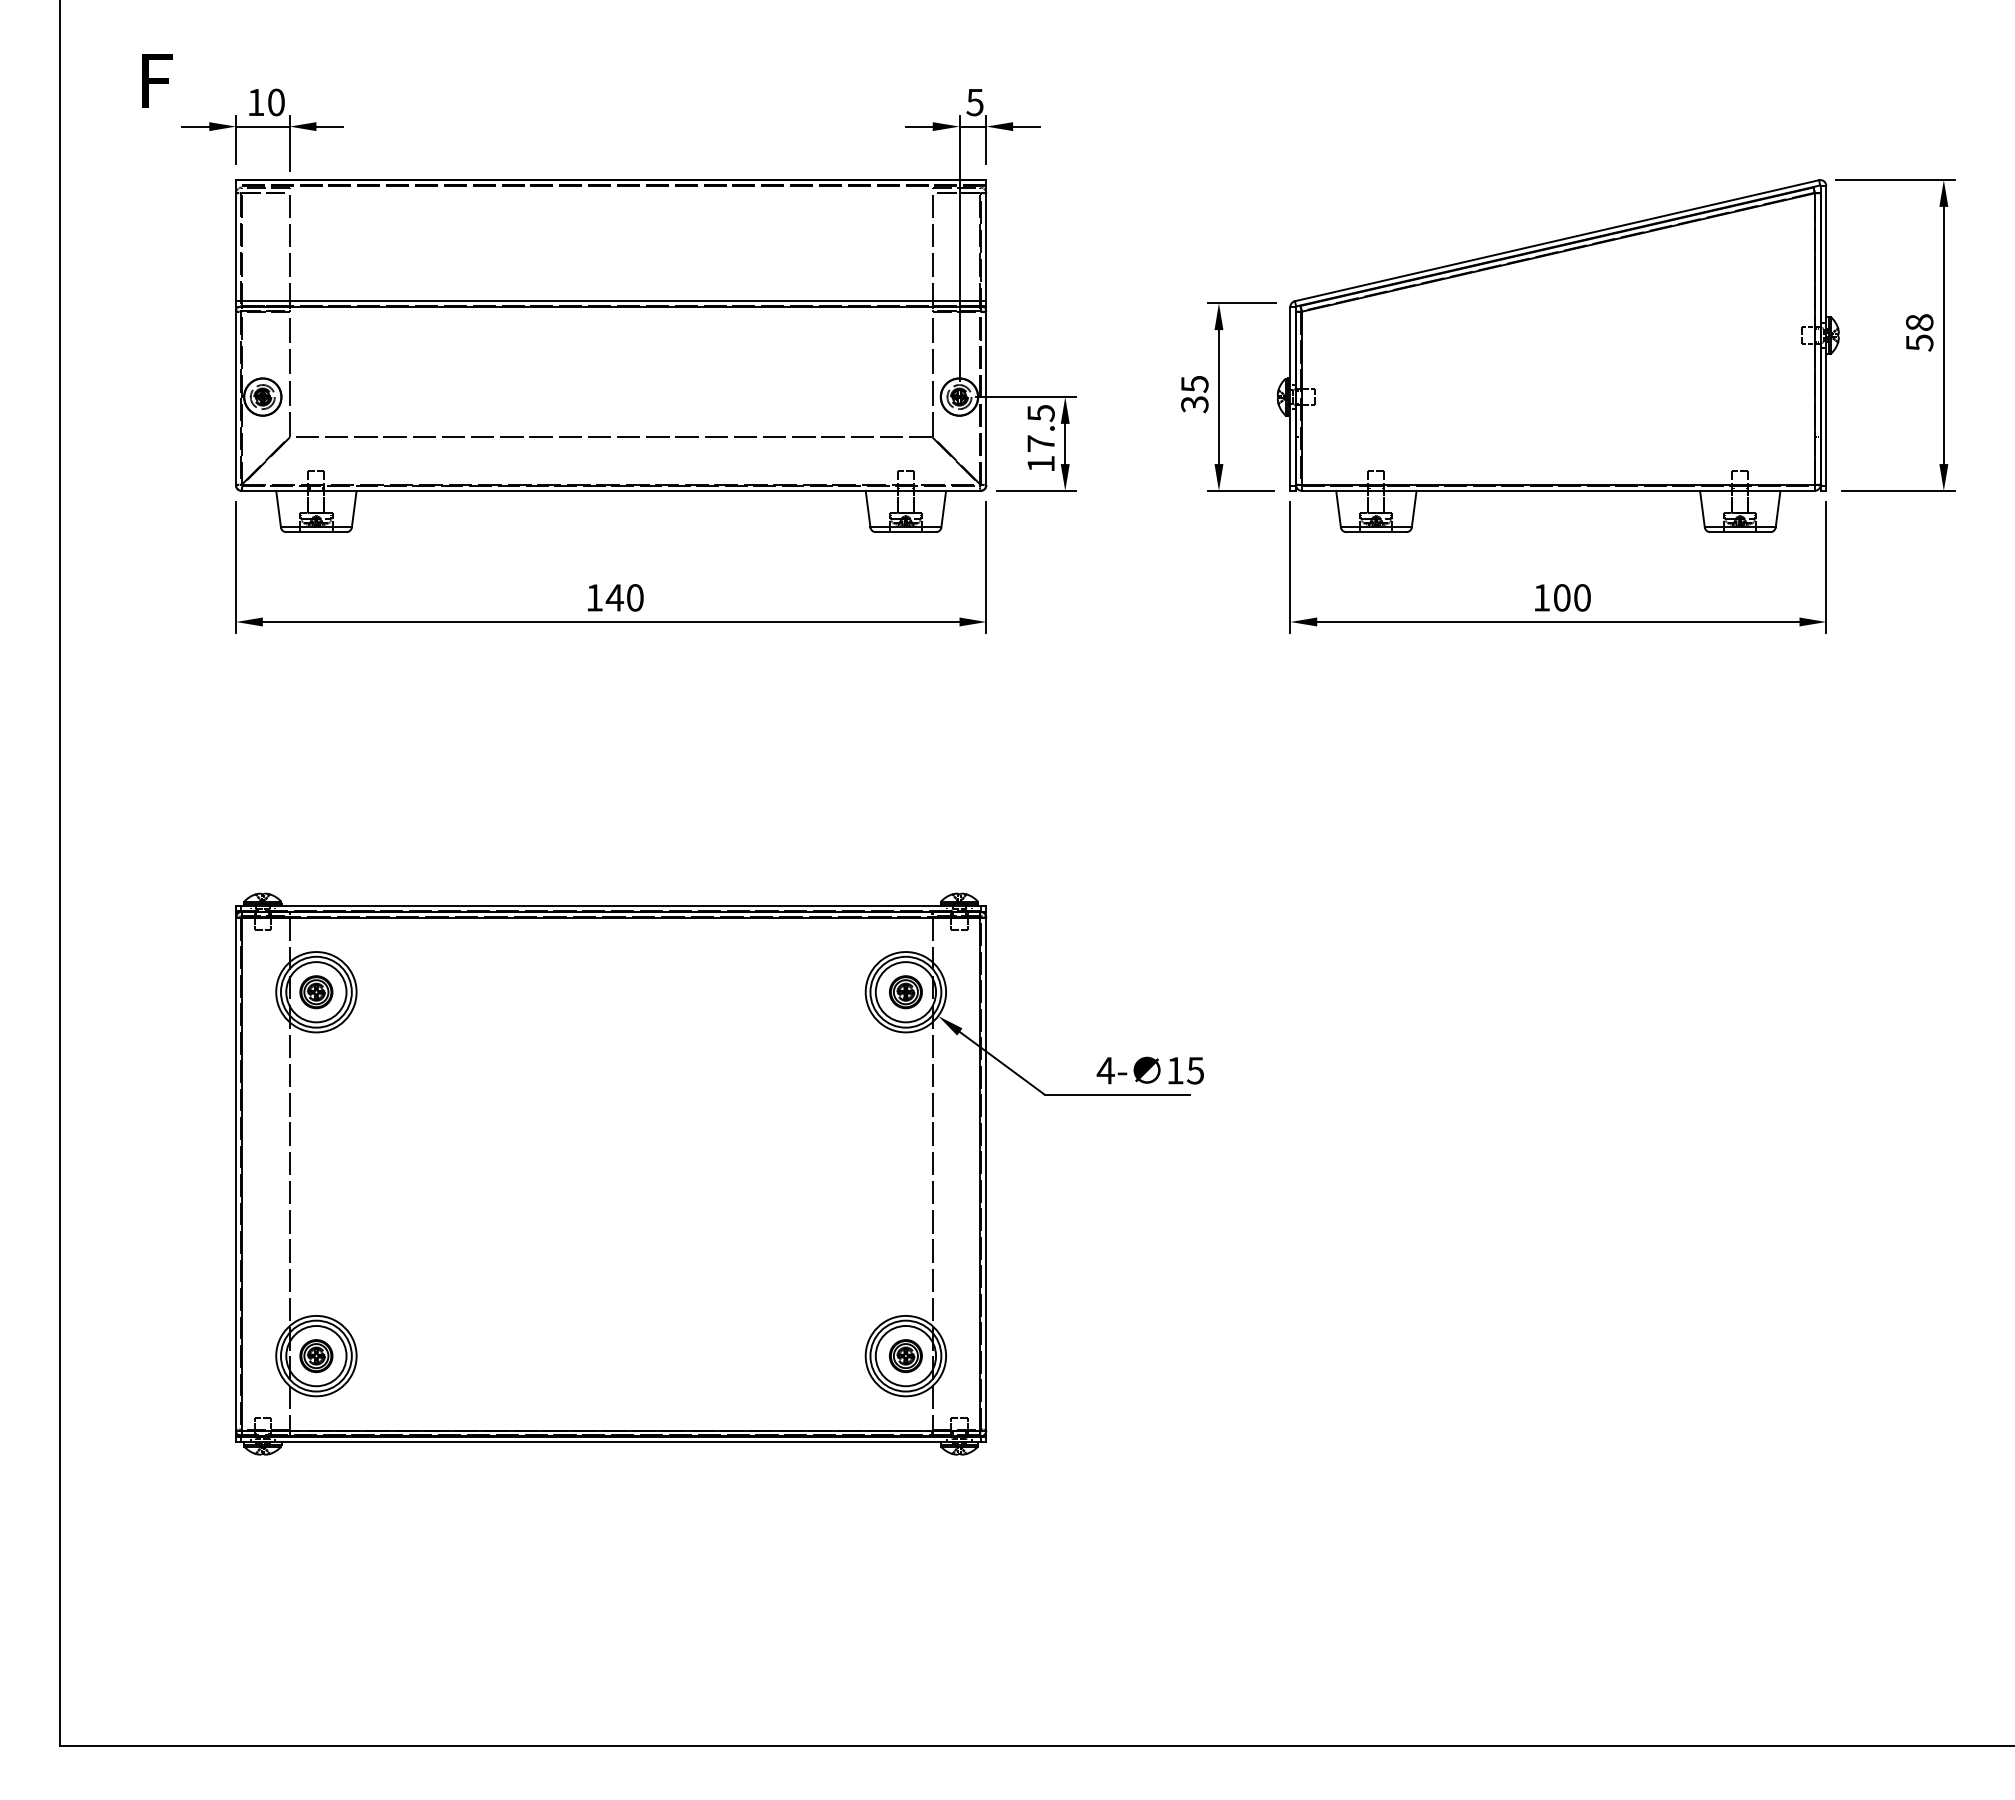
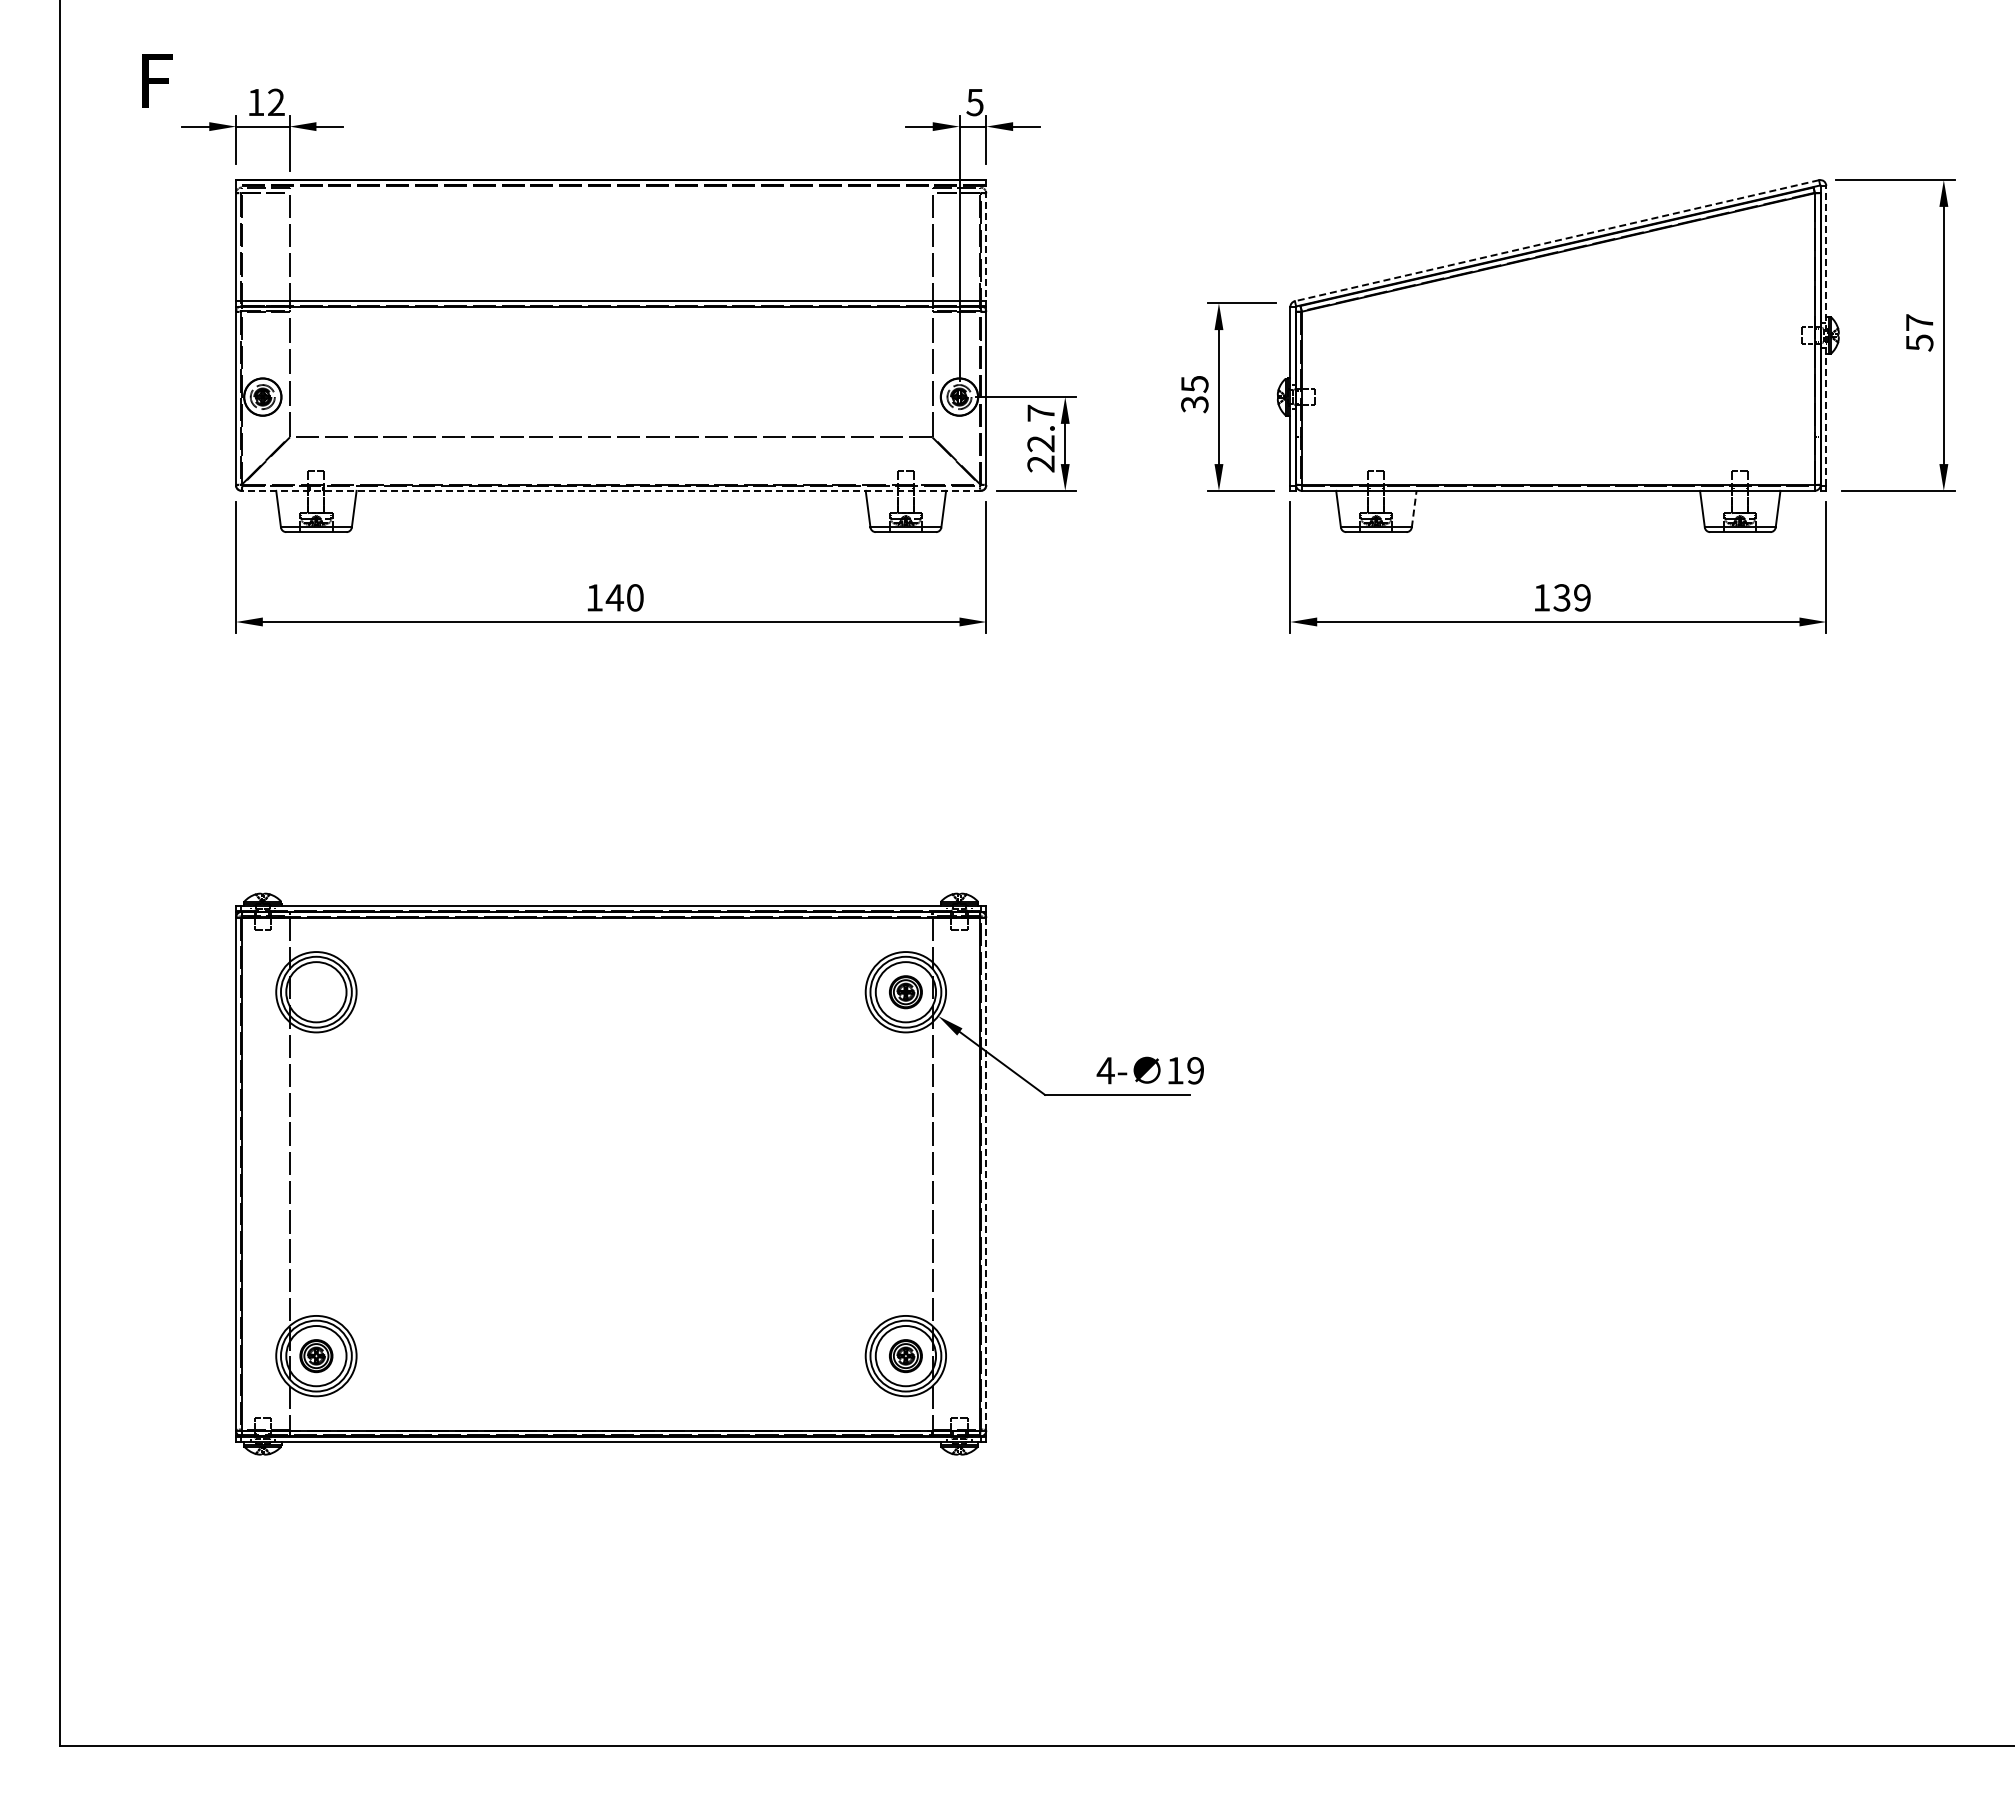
text: 10 -> 12 (276, 102)
line: solid -> dashed (986, 240)
line: solid -> dashed (1557, 240)
text: 58 -> 57 (1919, 322)
line: solid -> dashed (1826, 335)
text: 17.5 -> 22.7 (1040, 438)
line: solid -> dashed (611, 490)
line: solid -> dashed (1414, 508)
text: 100 -> 139 (1571, 597)
part: present -> none (316, 992)
text: 15 -> 19 (1195, 1070)
line: solid -> dashed (986, 1174)
